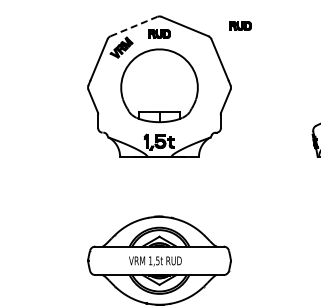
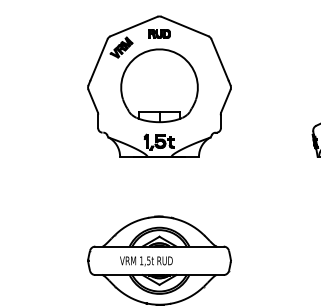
part: present -> none (240, 25)
line: dashed -> solid (134, 26)
text position: (155, 261) -> (146, 261) (146, 261)
